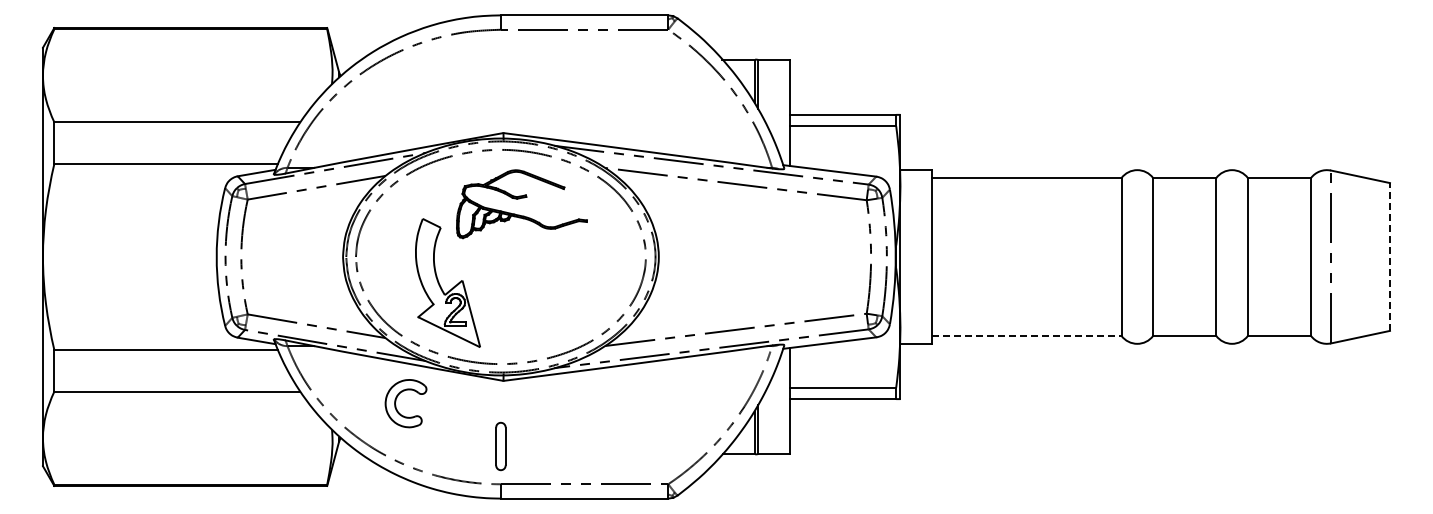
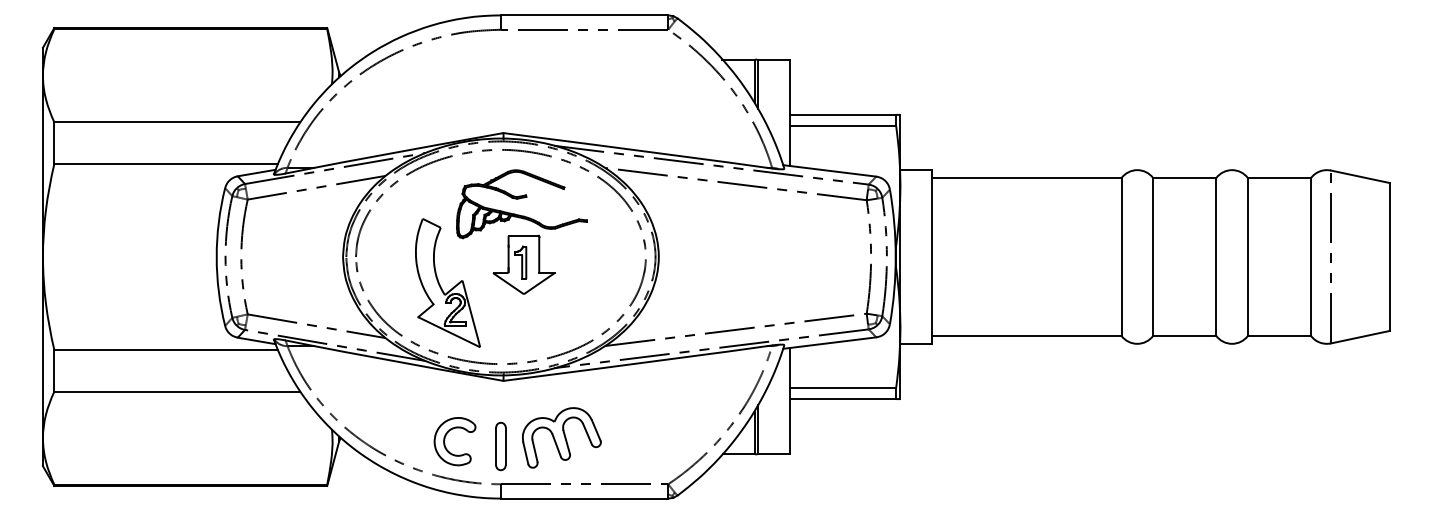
line: dashed -> solid (1390, 257)
part: none -> present (523, 264)
line: dashed -> solid (1026, 335)
part position: (396, 401) -> (445, 439) (445, 439)
part: none -> present (561, 437)
